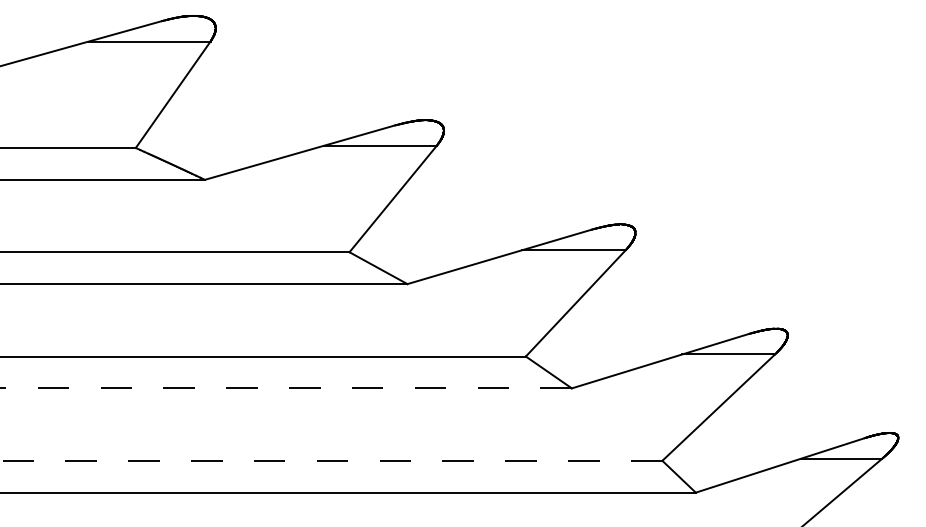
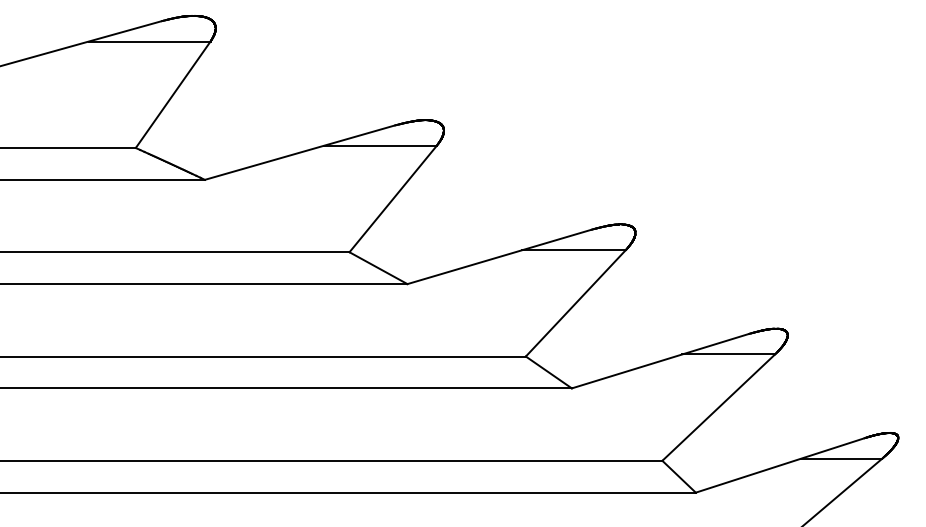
line: dashed -> solid (285, 388)
line: dashed -> solid (331, 460)
